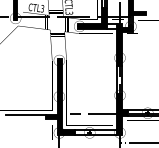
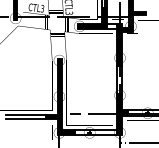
line: none -> present (25, 119)
